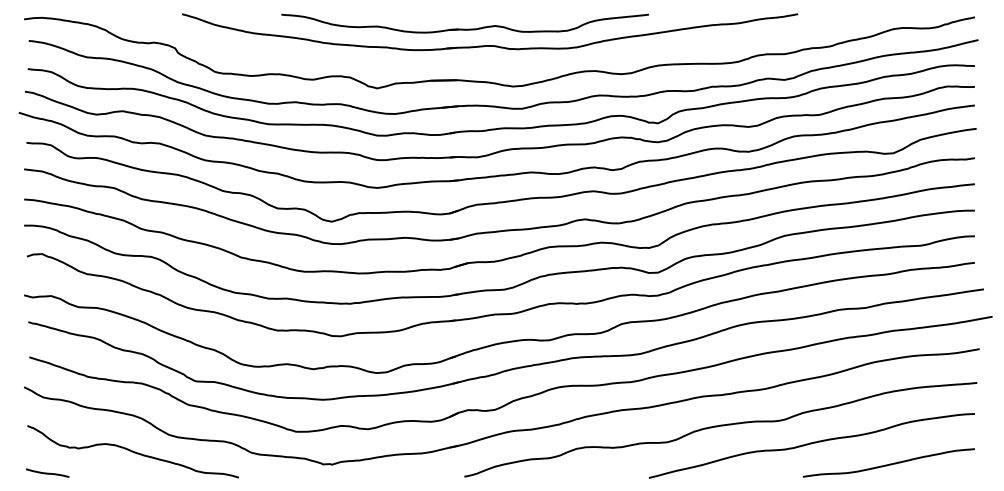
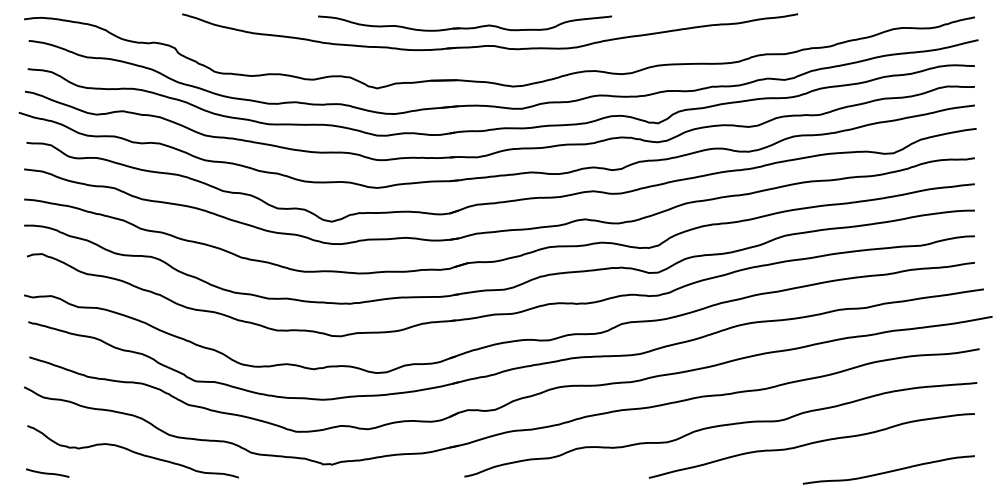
part size: 368x21 px -> 295x17 px (465, 23)
curve position: (889, 463) -> (889, 470) (889, 470)
